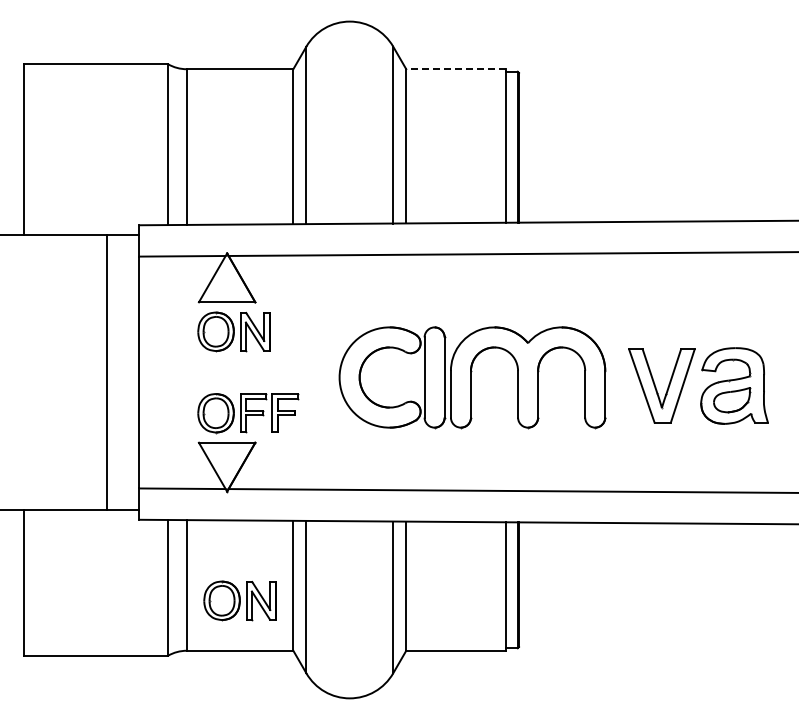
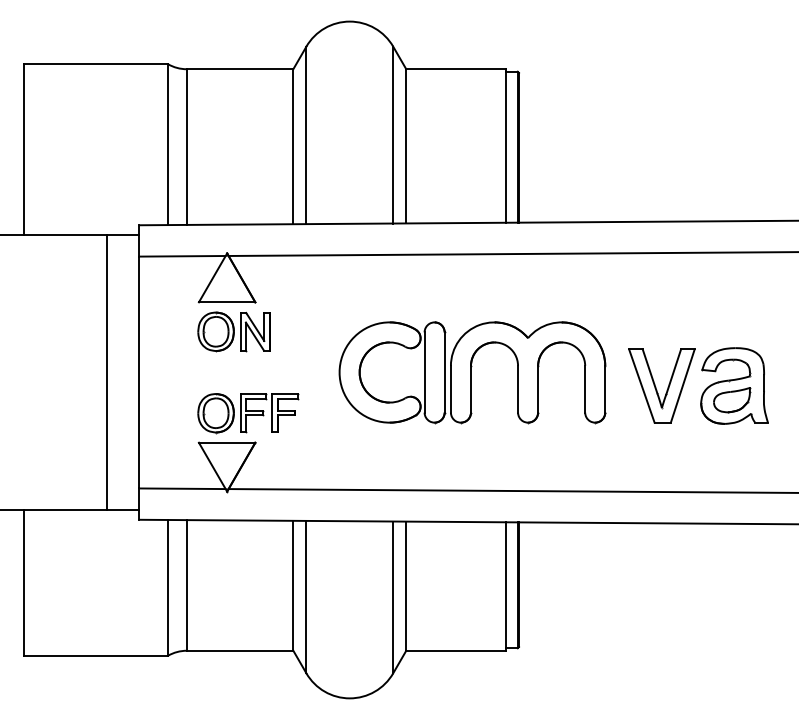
line: dashed -> solid (455, 69)
part position: (472, 377) -> (472, 372) (472, 372)
part: present -> none (239, 600)
